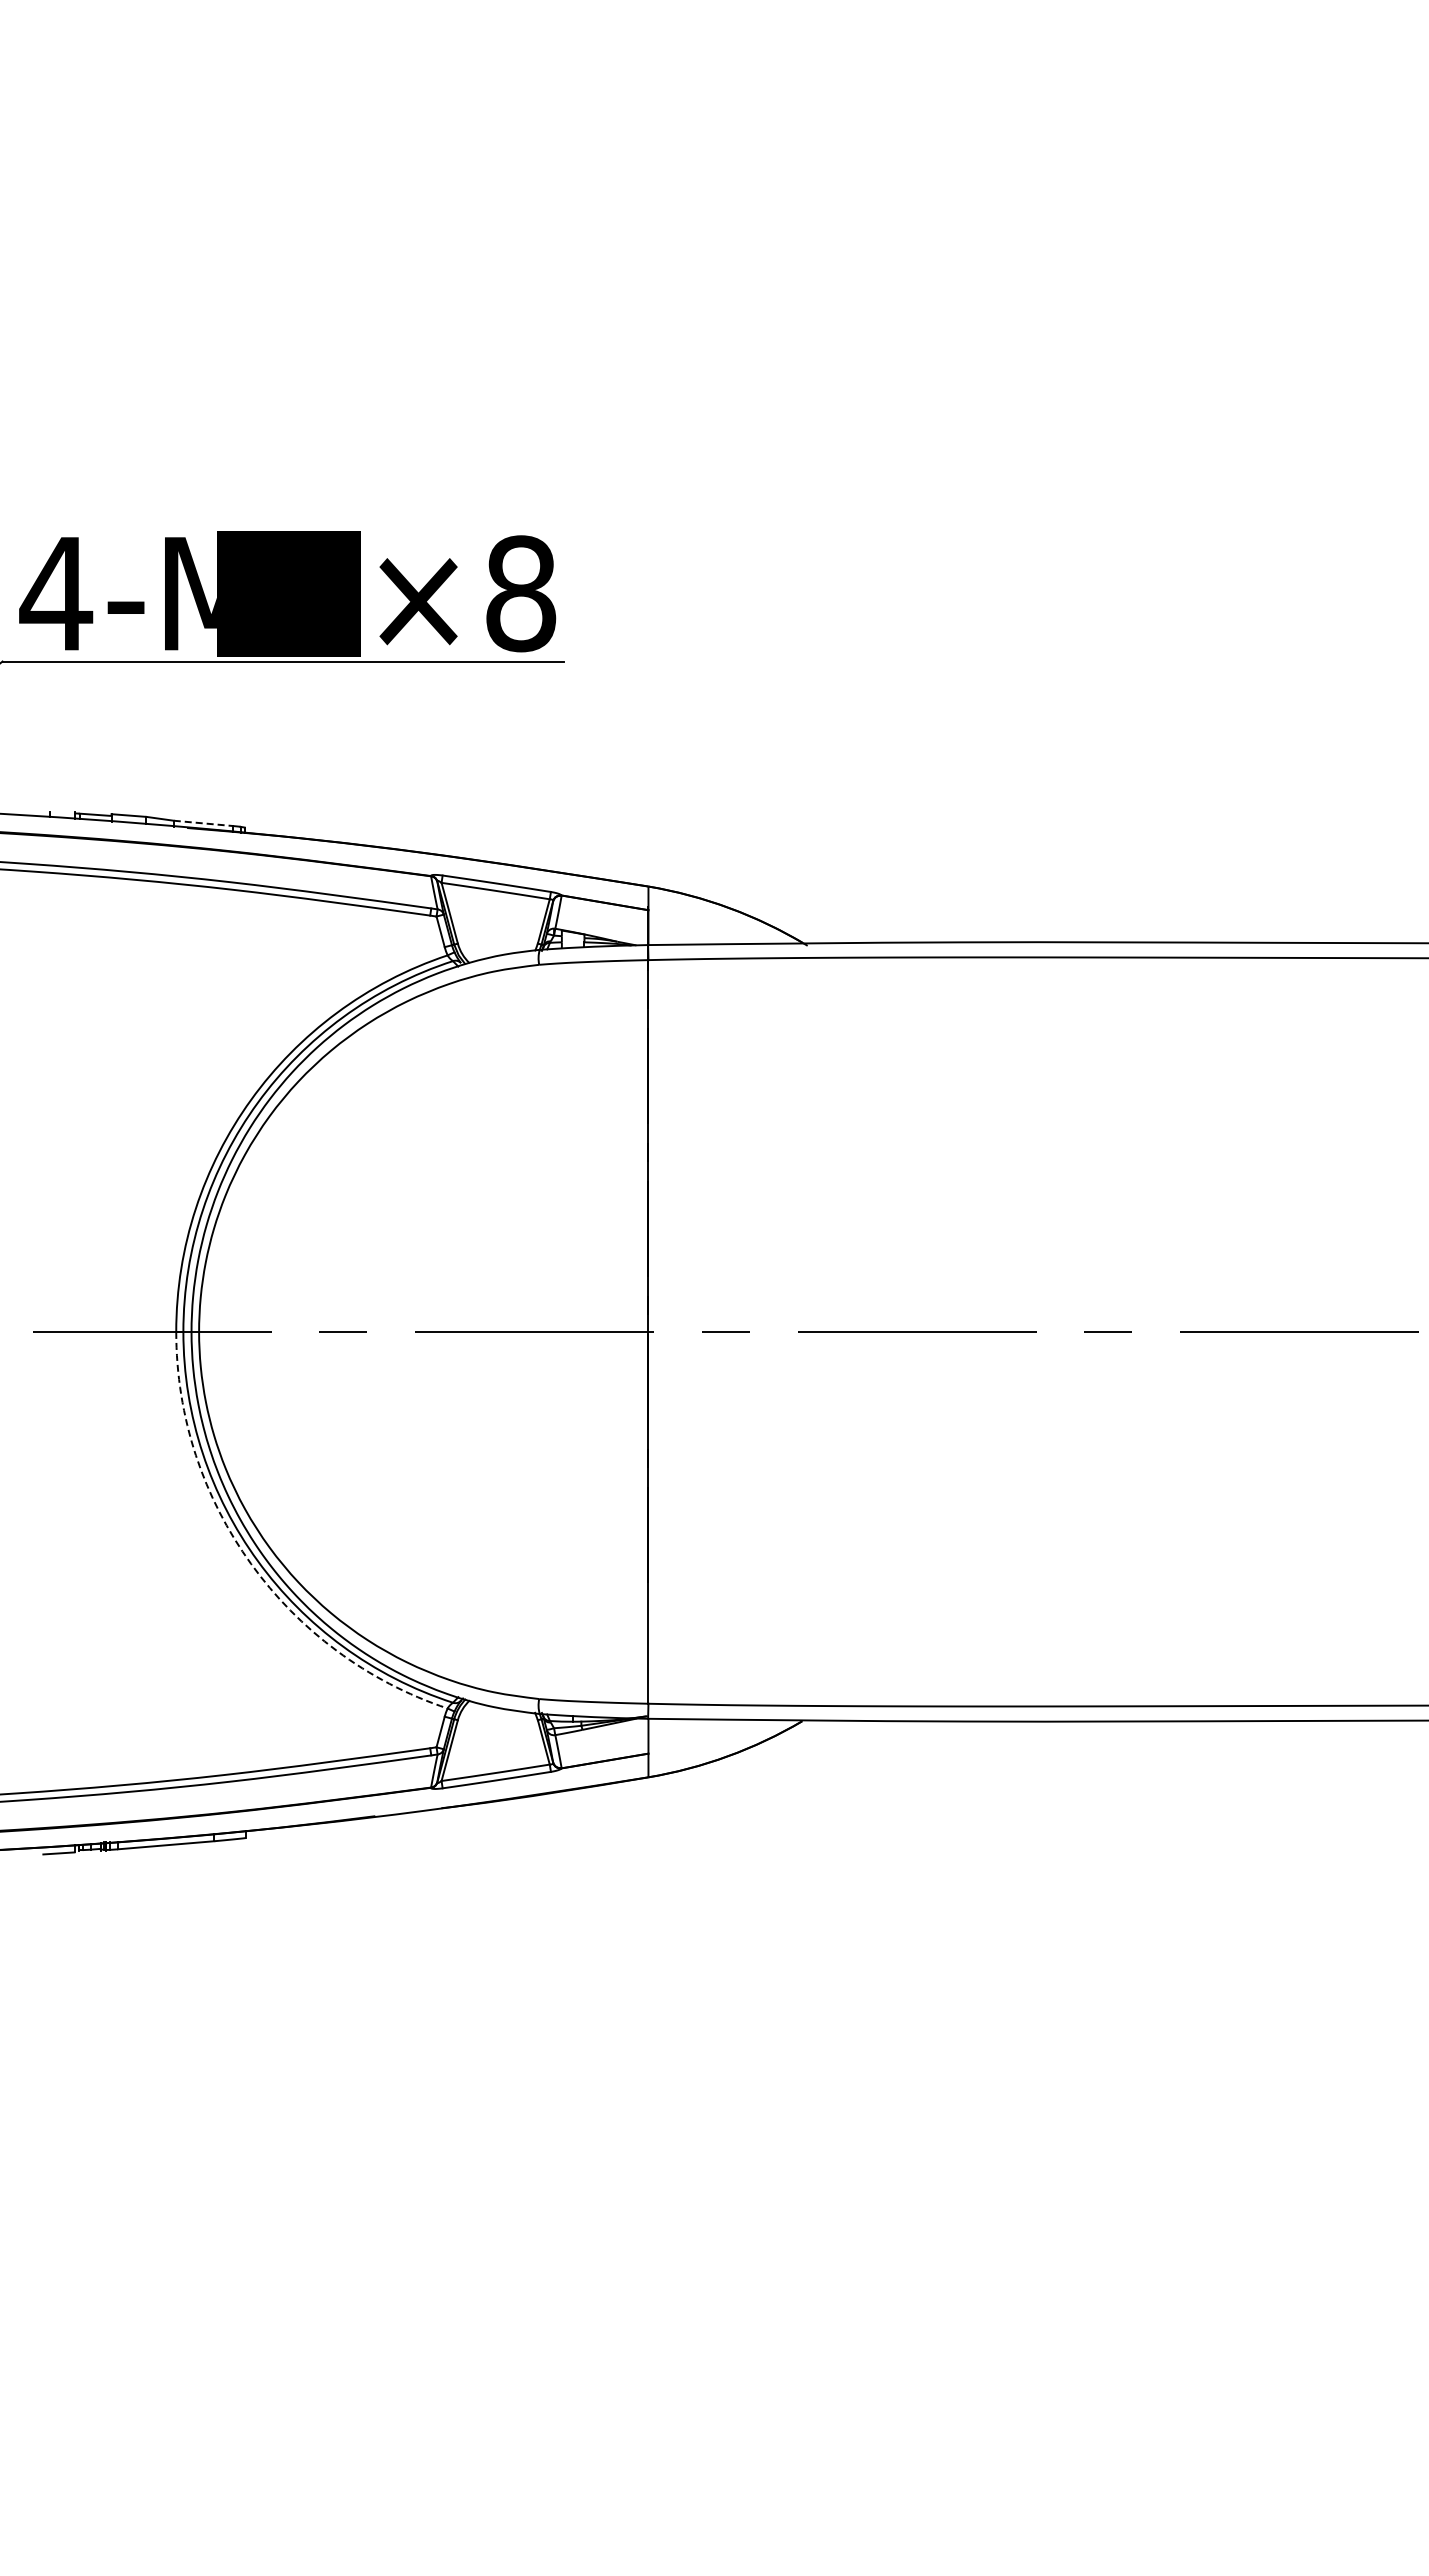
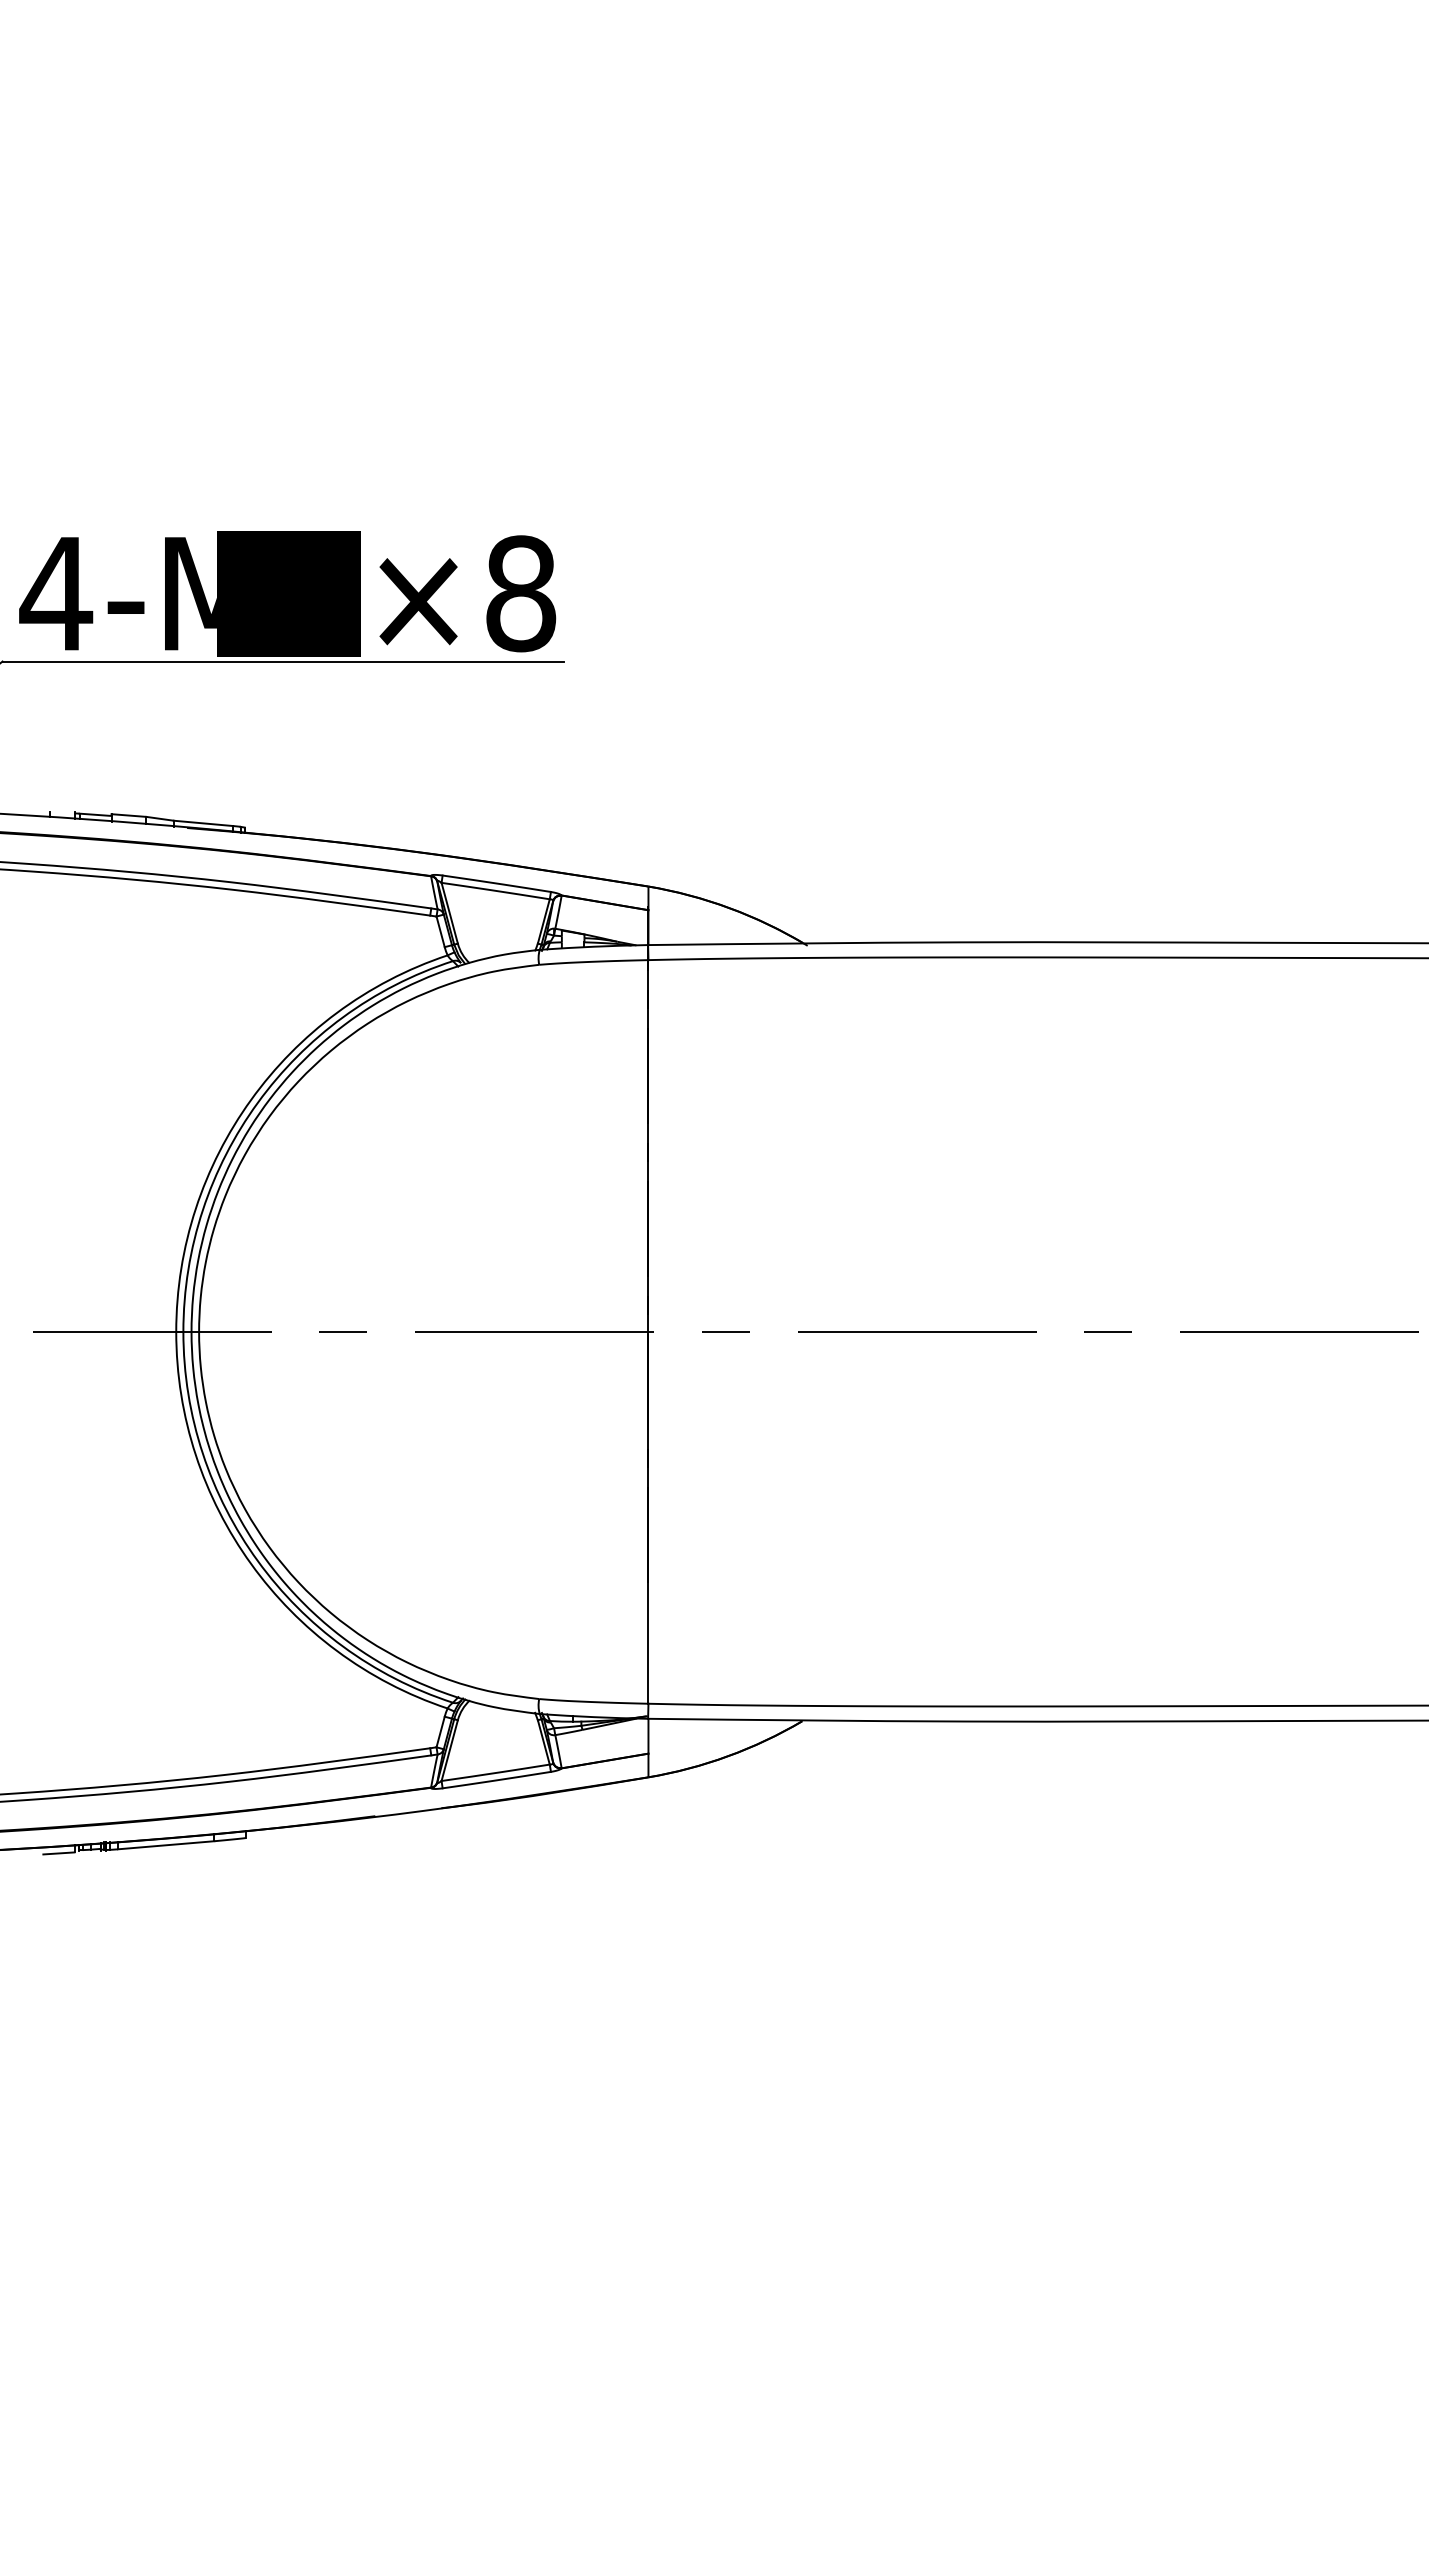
line: dashed -> solid (203, 823)
arc: dashed -> solid (251, 1564)
